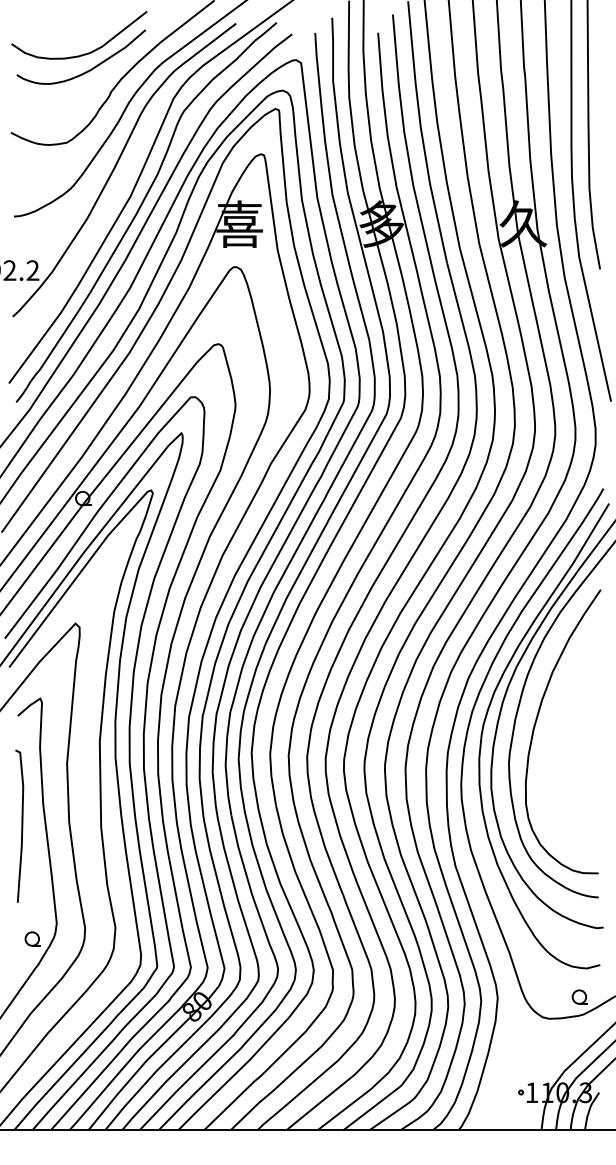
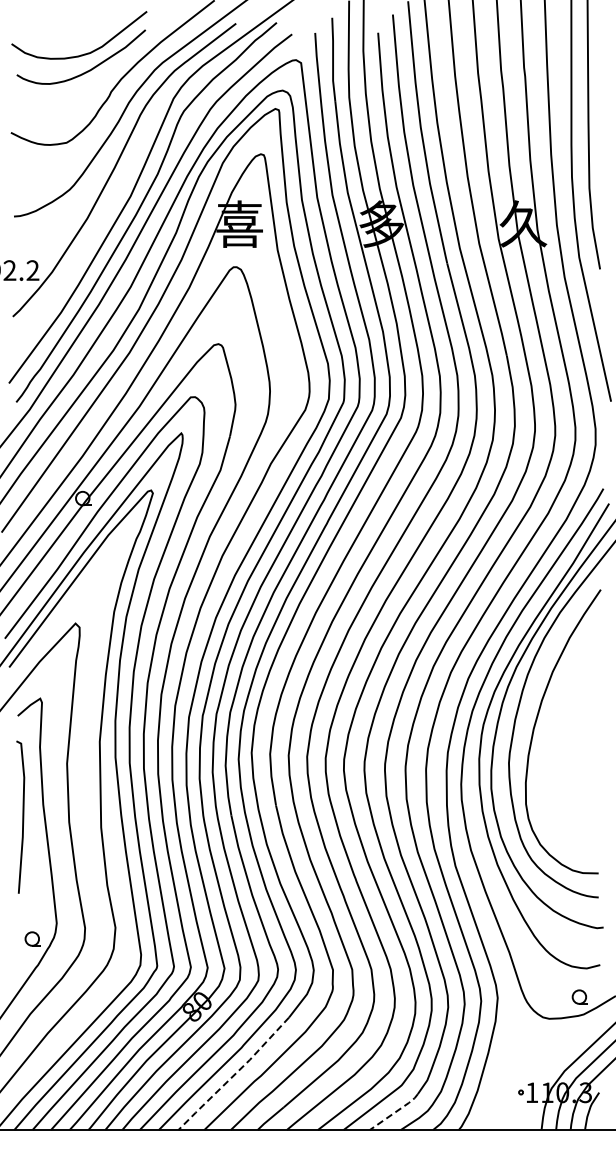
line position: (21, 825) -> (22, 816) (22, 816)
line: solid -> dashed (234, 1075)
line: solid -> dashed (395, 1111)
